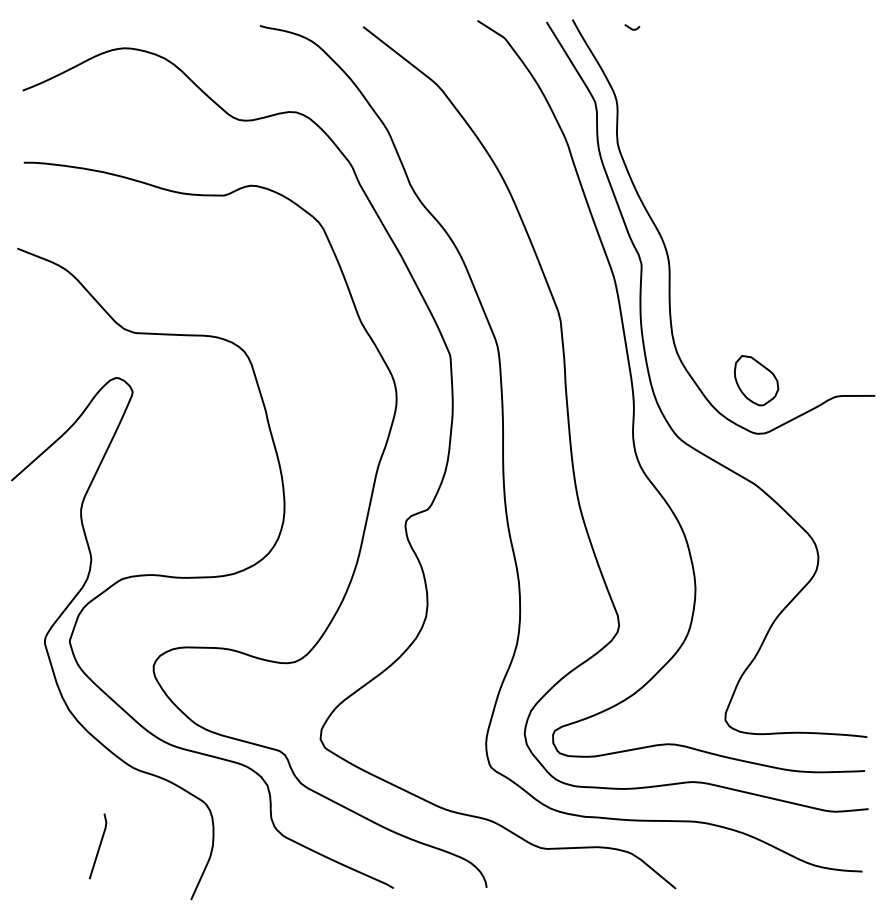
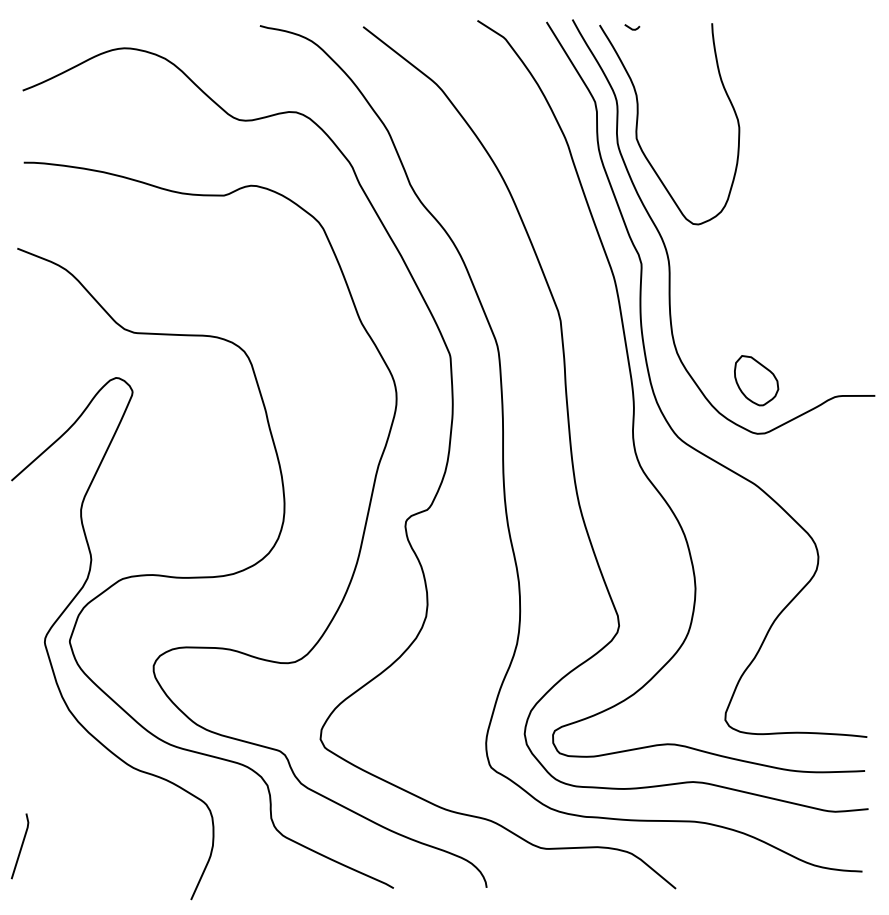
curve: none -> present (638, 120)
line position: (98, 846) -> (20, 846) (20, 846)
